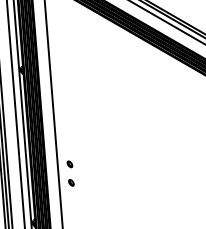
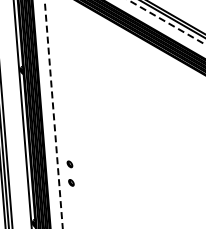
line: solid -> dashed (166, 22)
line: present -> none (15, 113)
line: solid -> dashed (53, 114)
